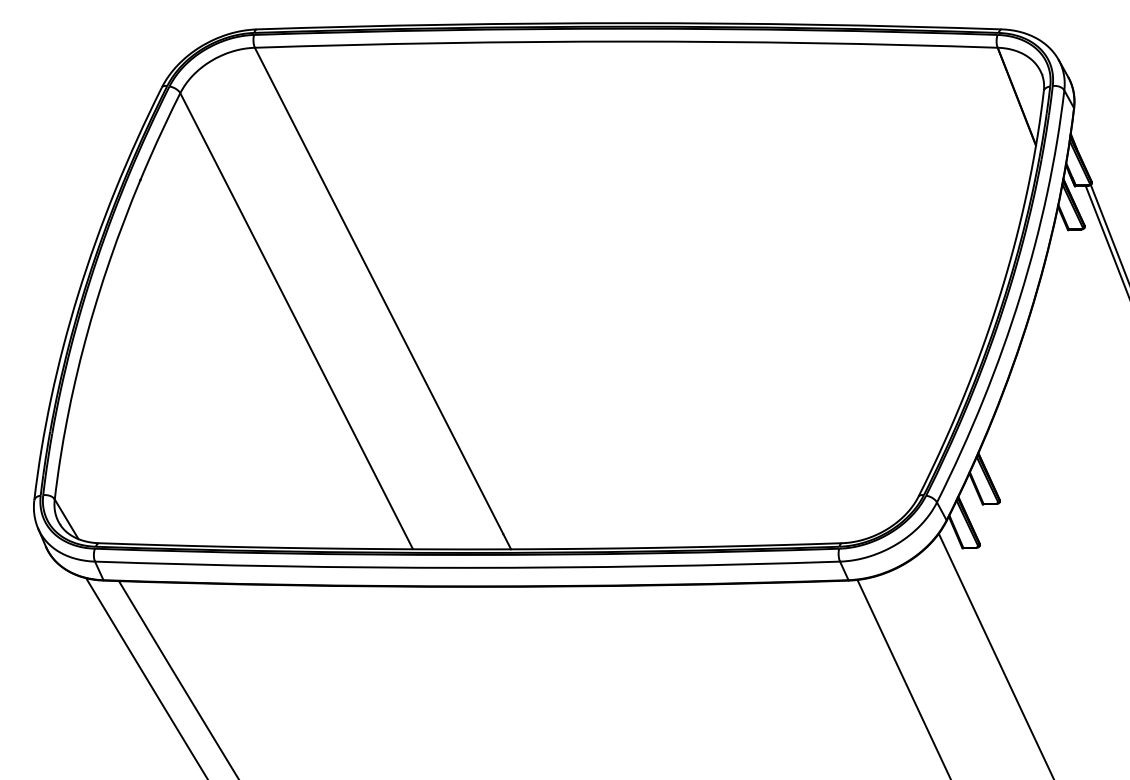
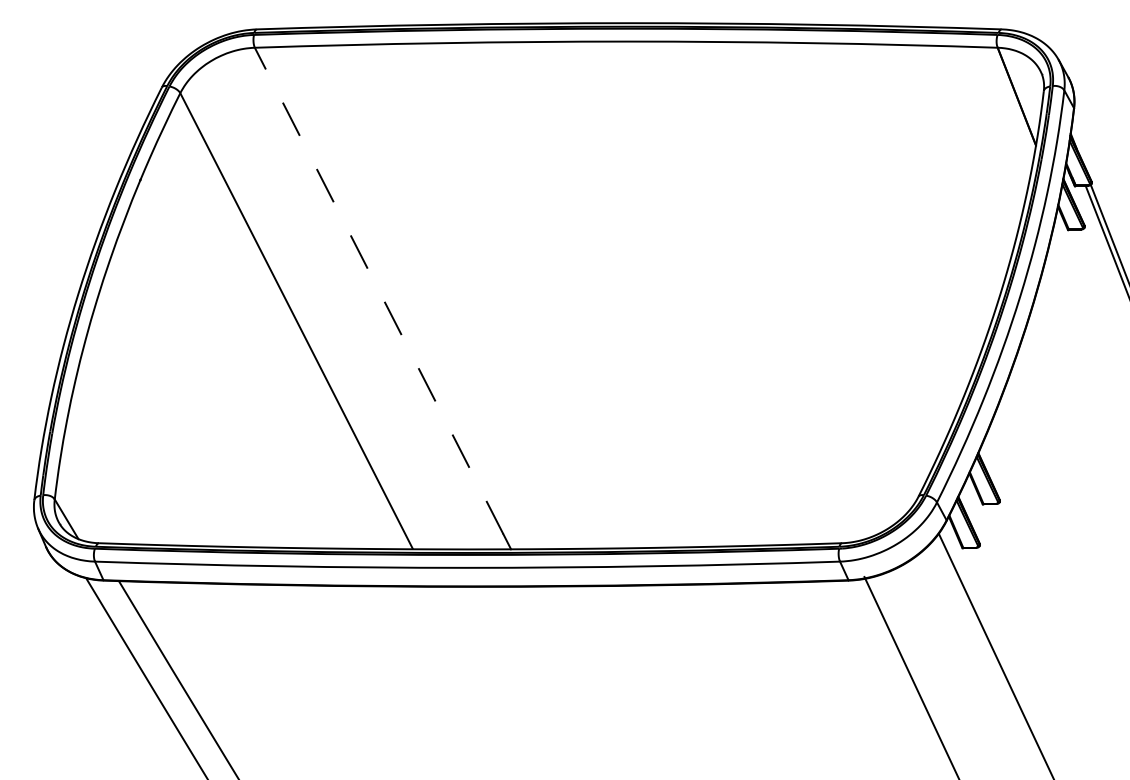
line: solid -> dashed (378, 290)
line position: (903, 678) -> (910, 676) (910, 676)
